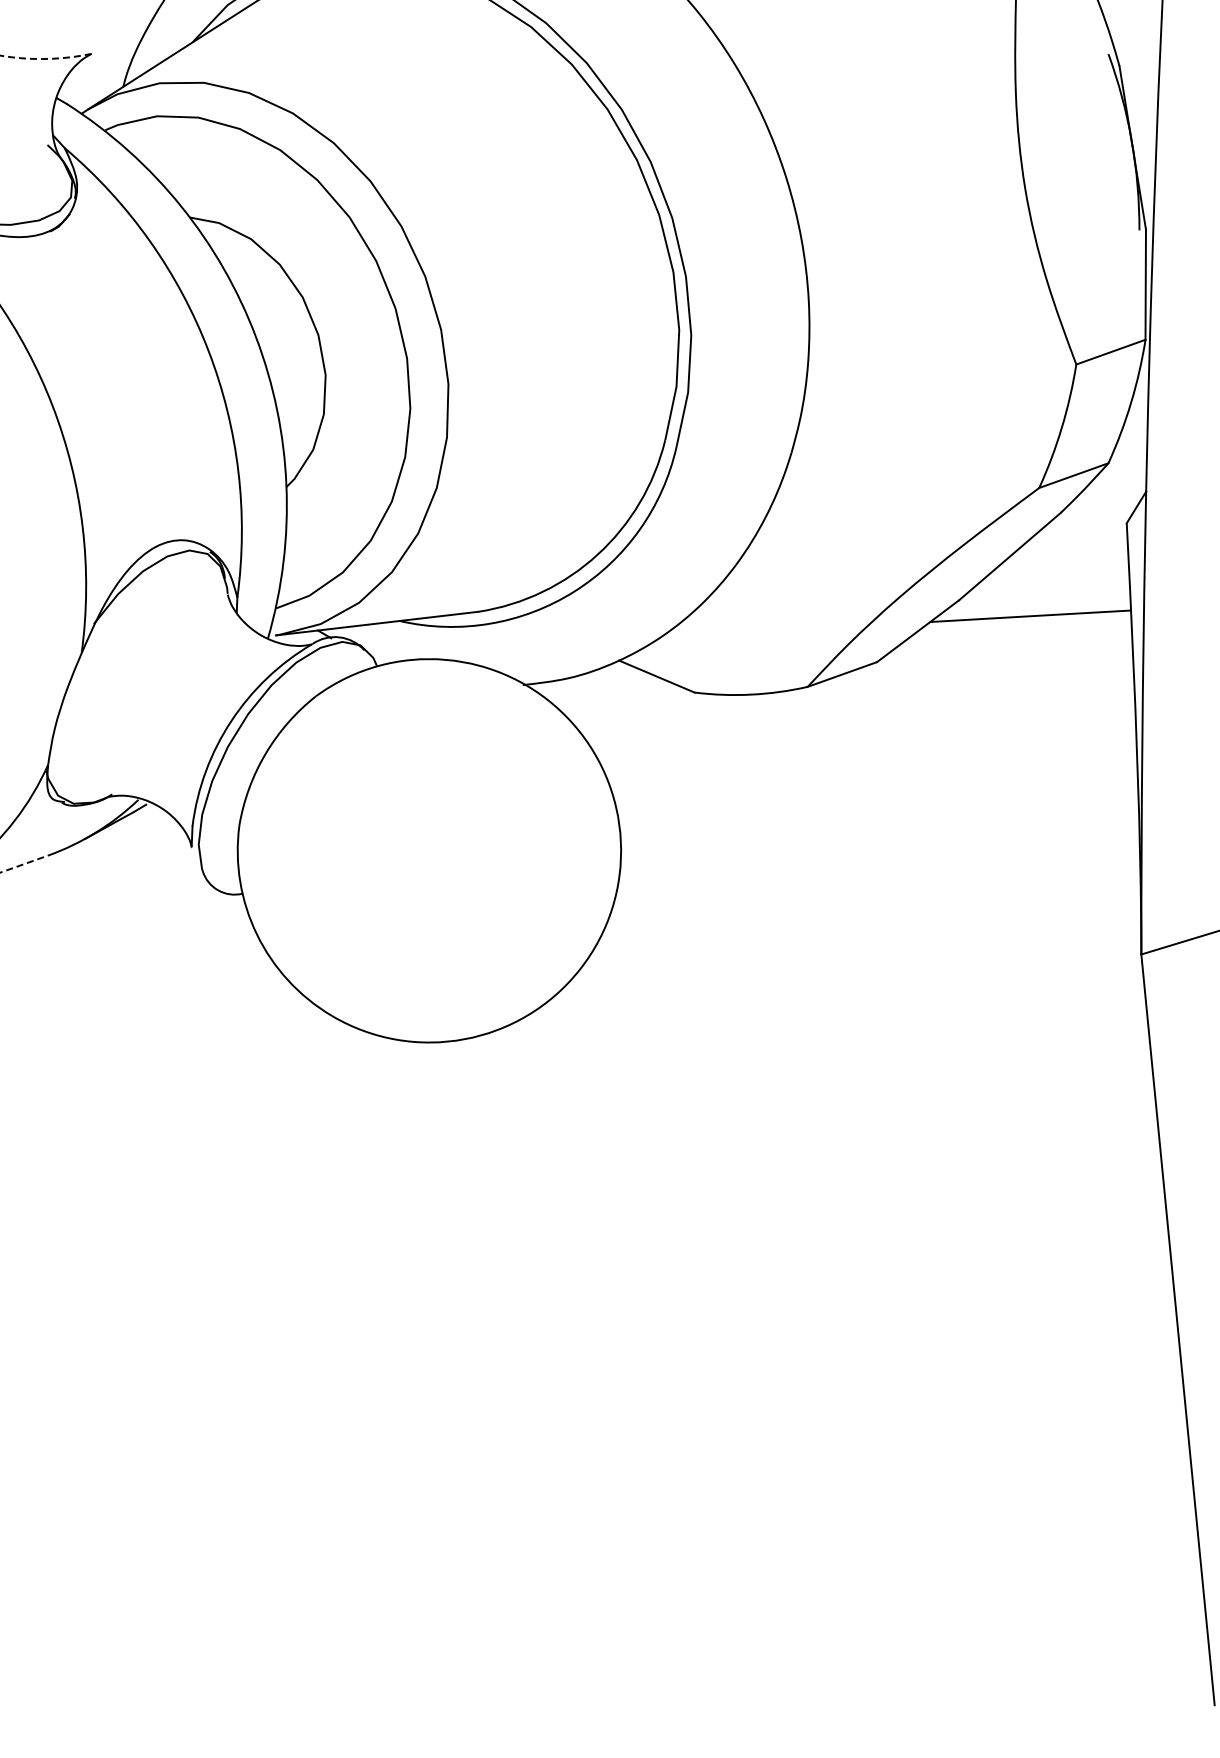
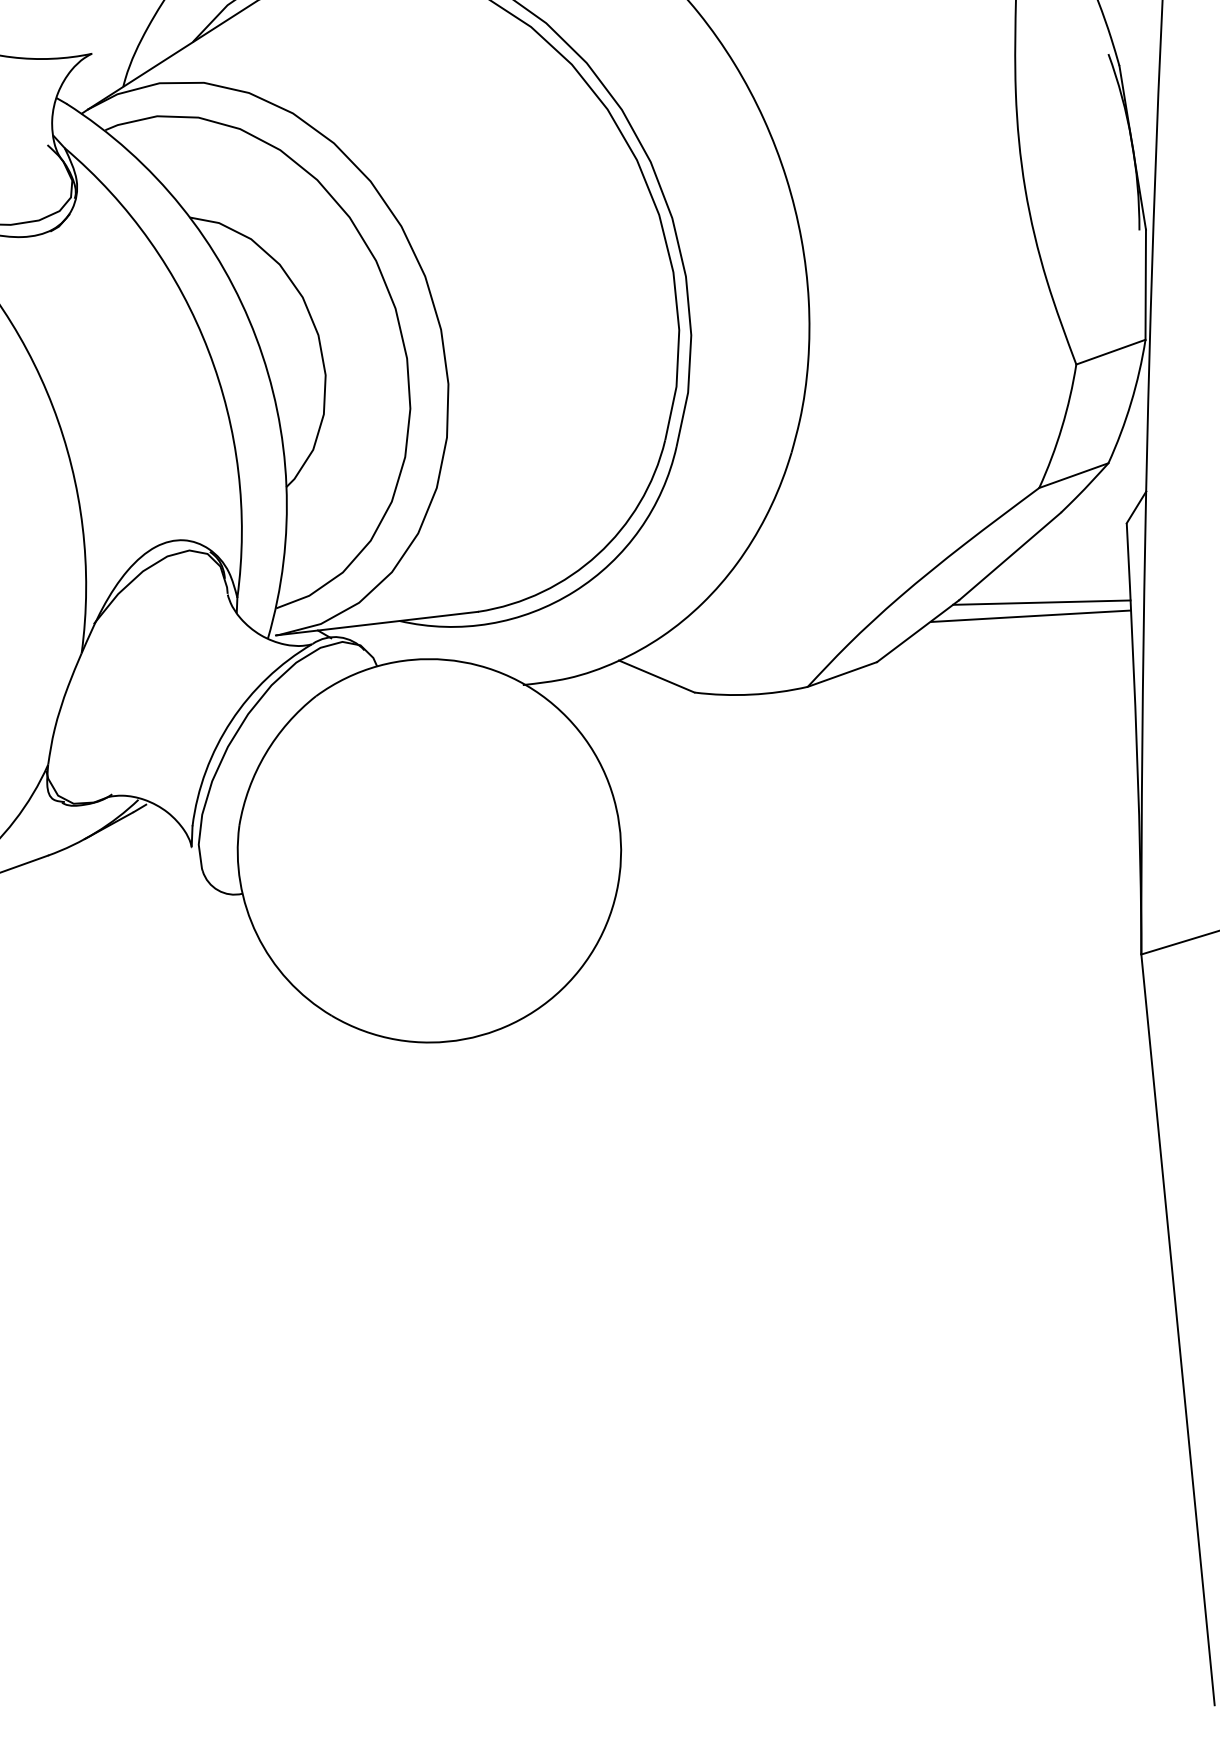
arc: dashed -> solid (45, 58)
line: none -> present (1041, 602)
line: dashed -> solid (24, 863)
